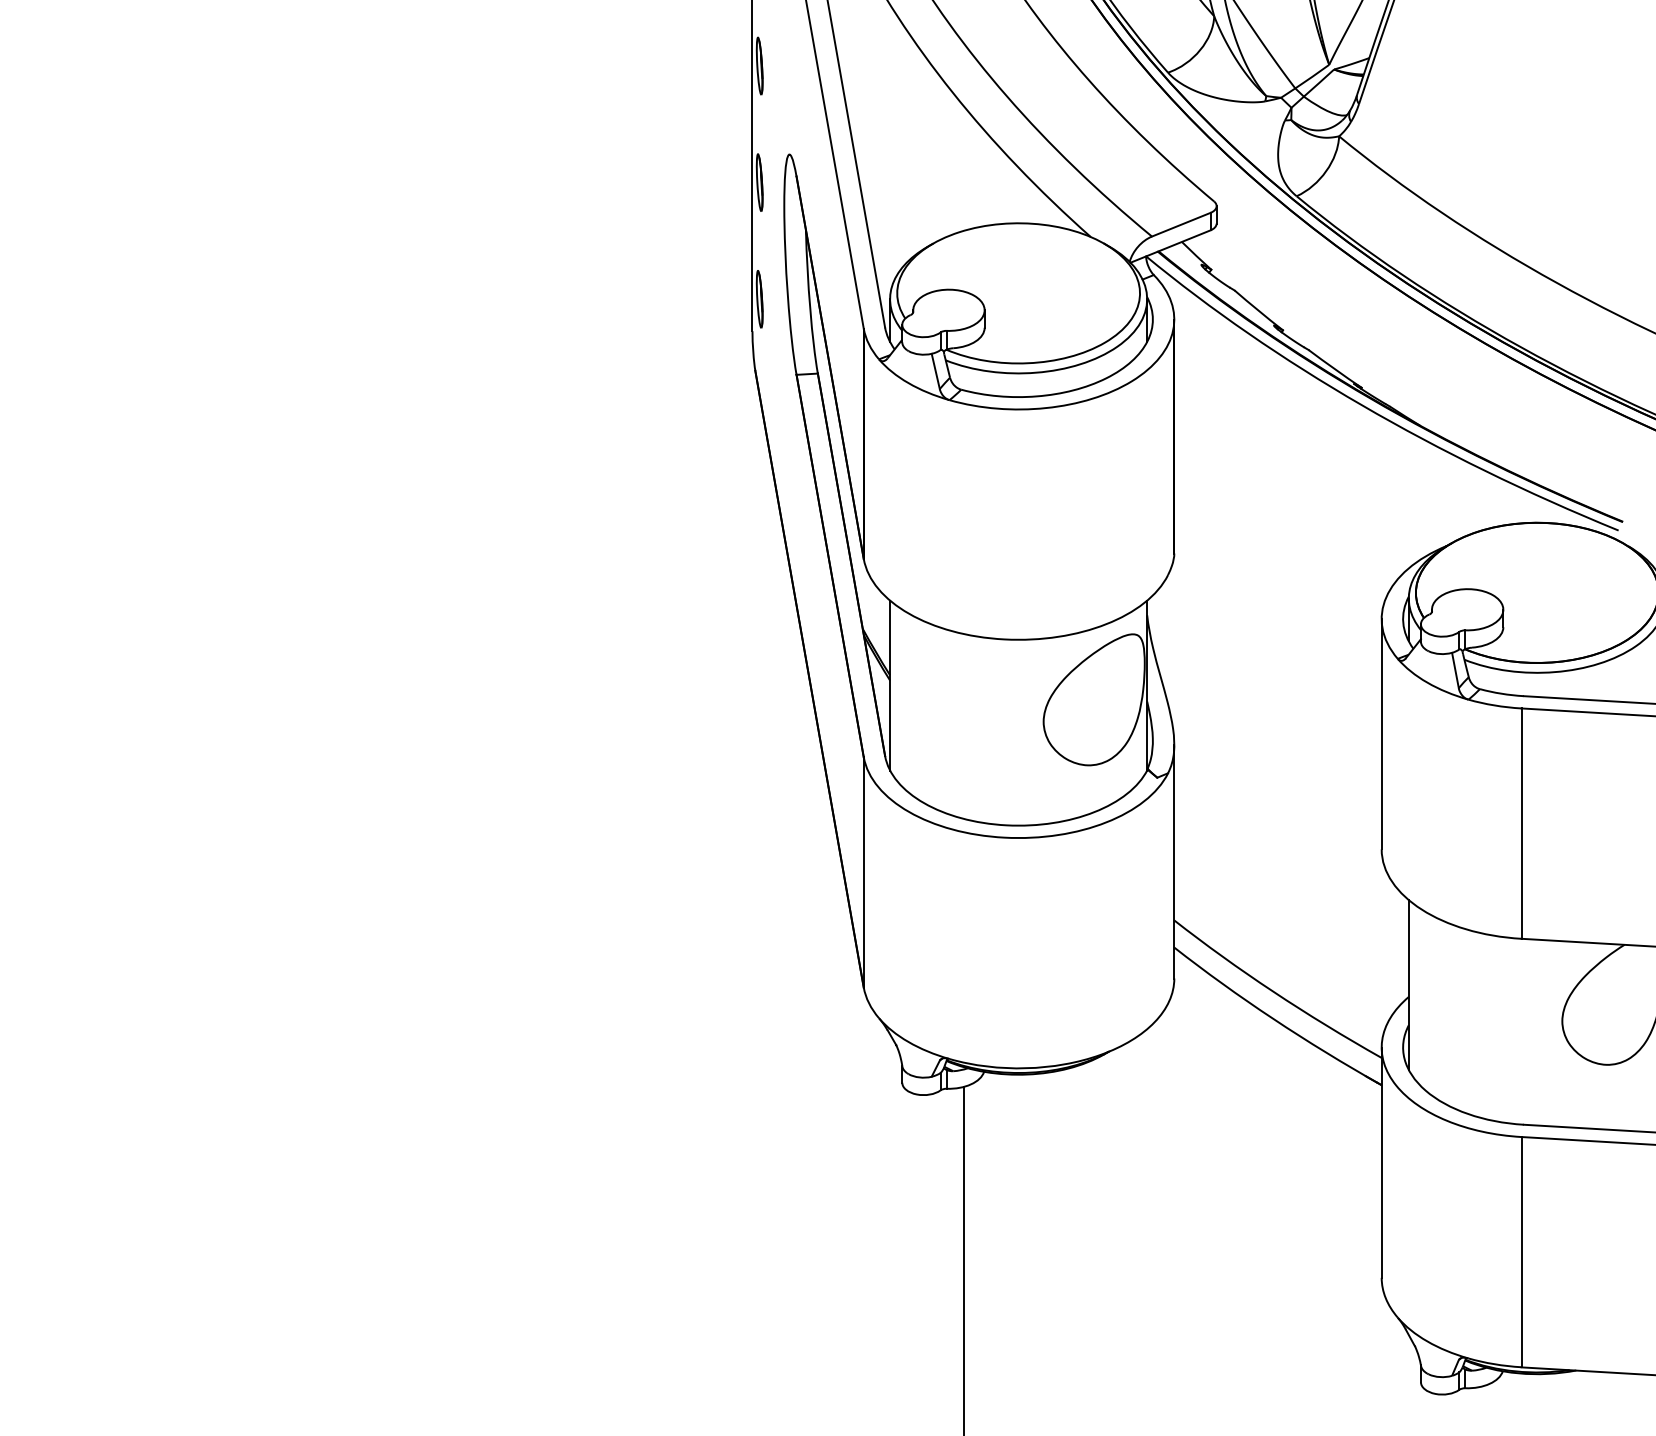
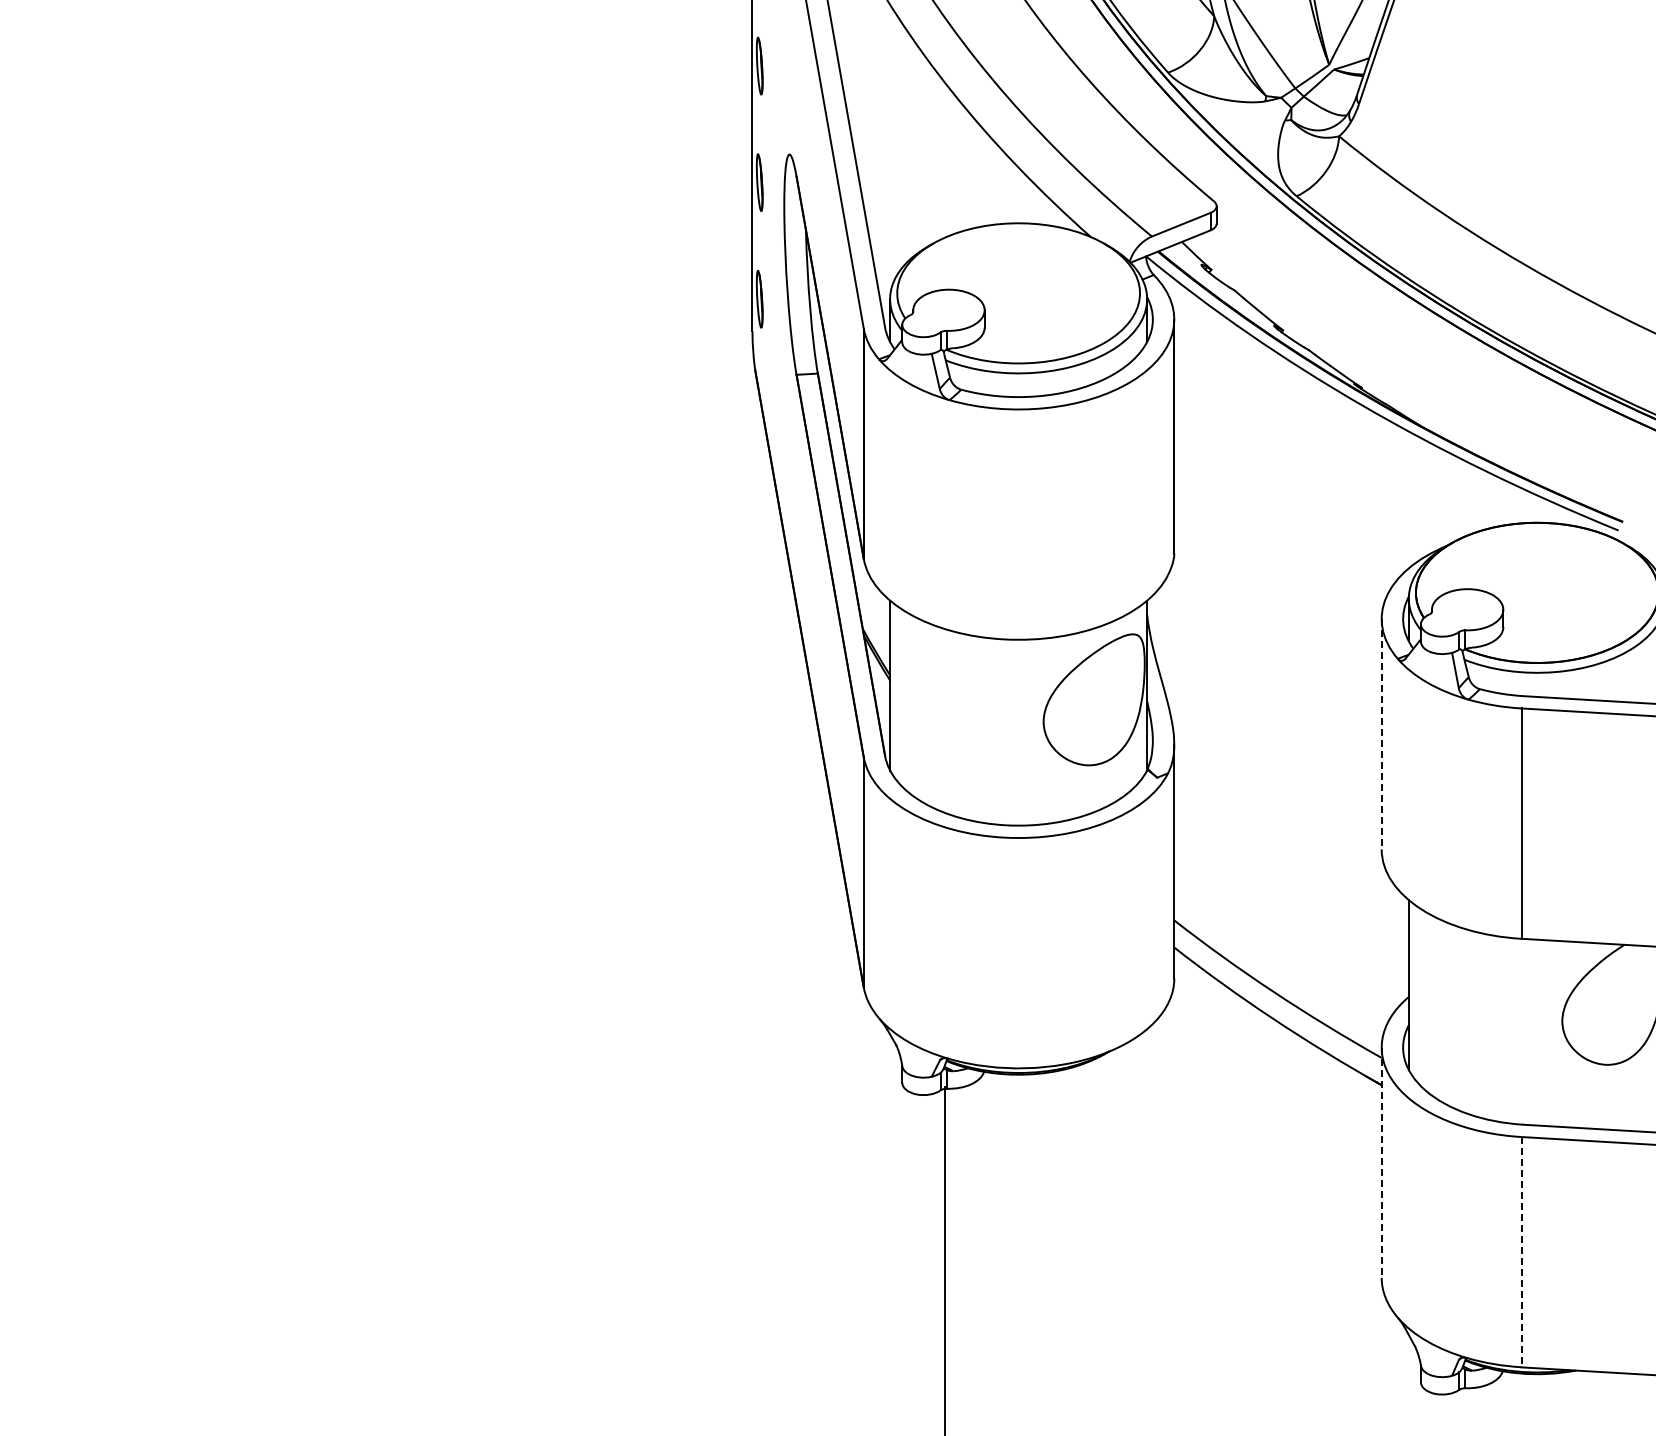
line: solid -> dashed (1381, 734)
line: solid -> dashed (1381, 1163)
line: solid -> dashed (1521, 1252)
line position: (963, 1259) -> (944, 1259) (944, 1259)
